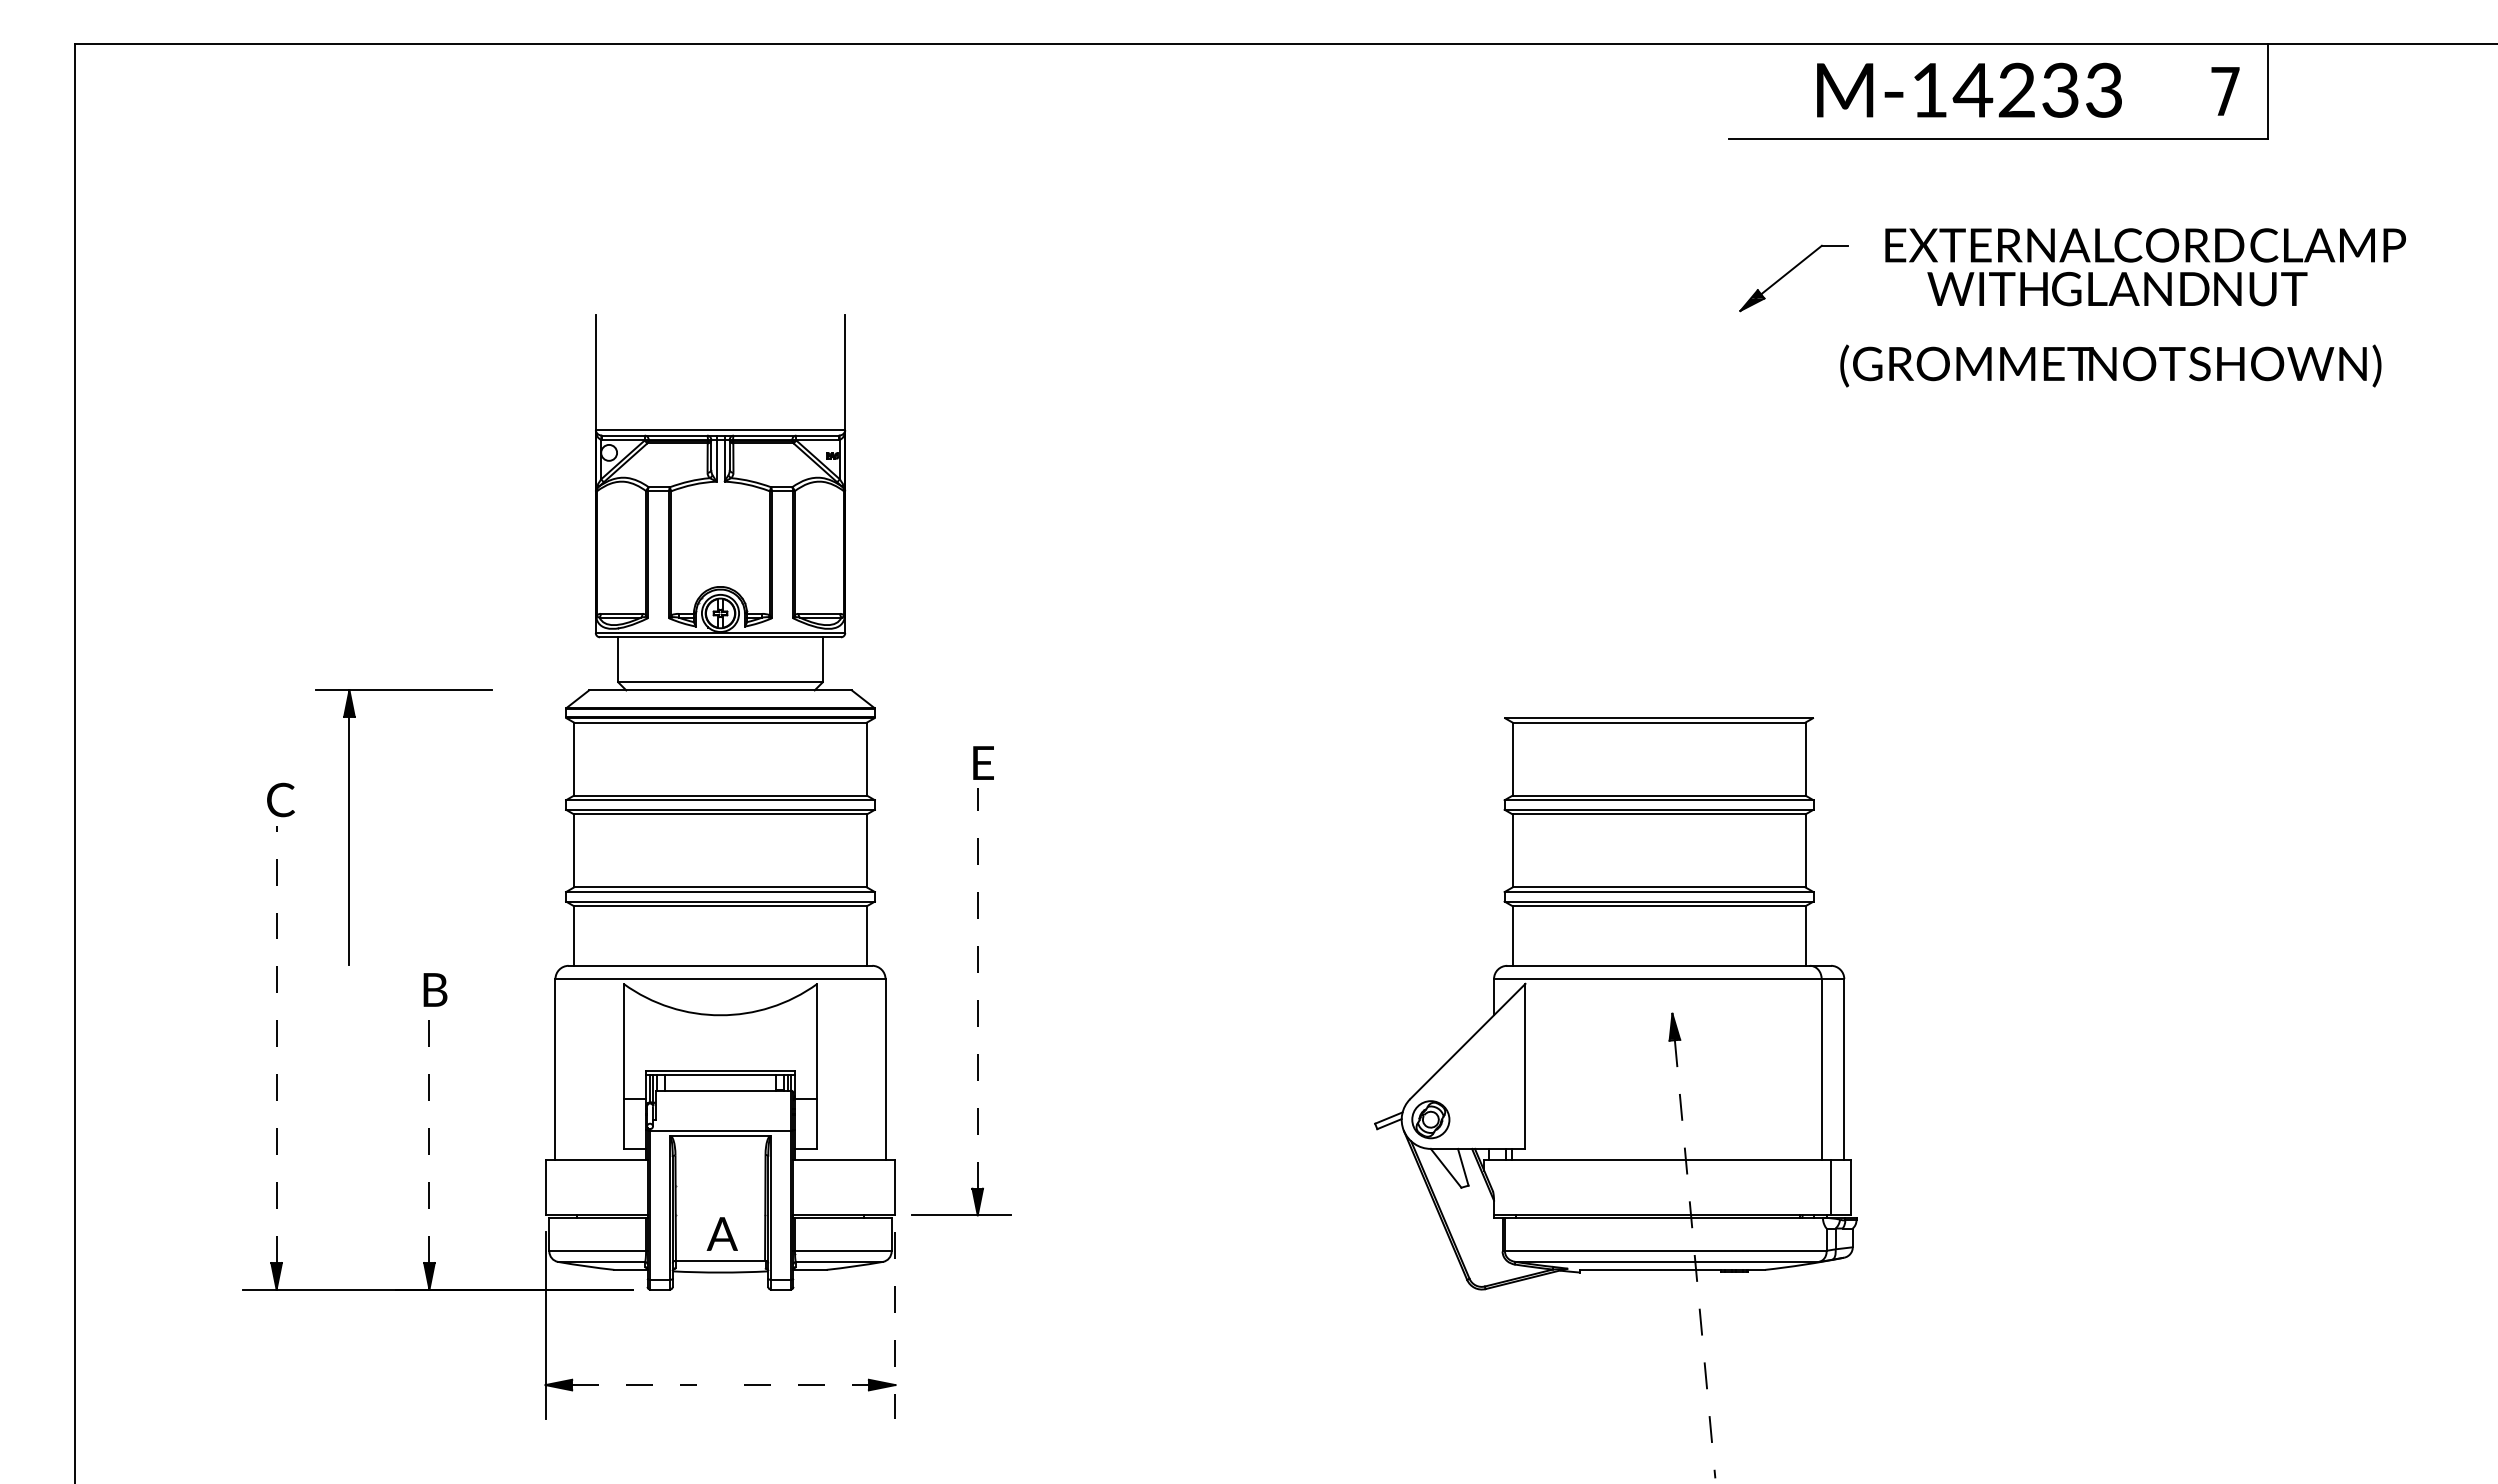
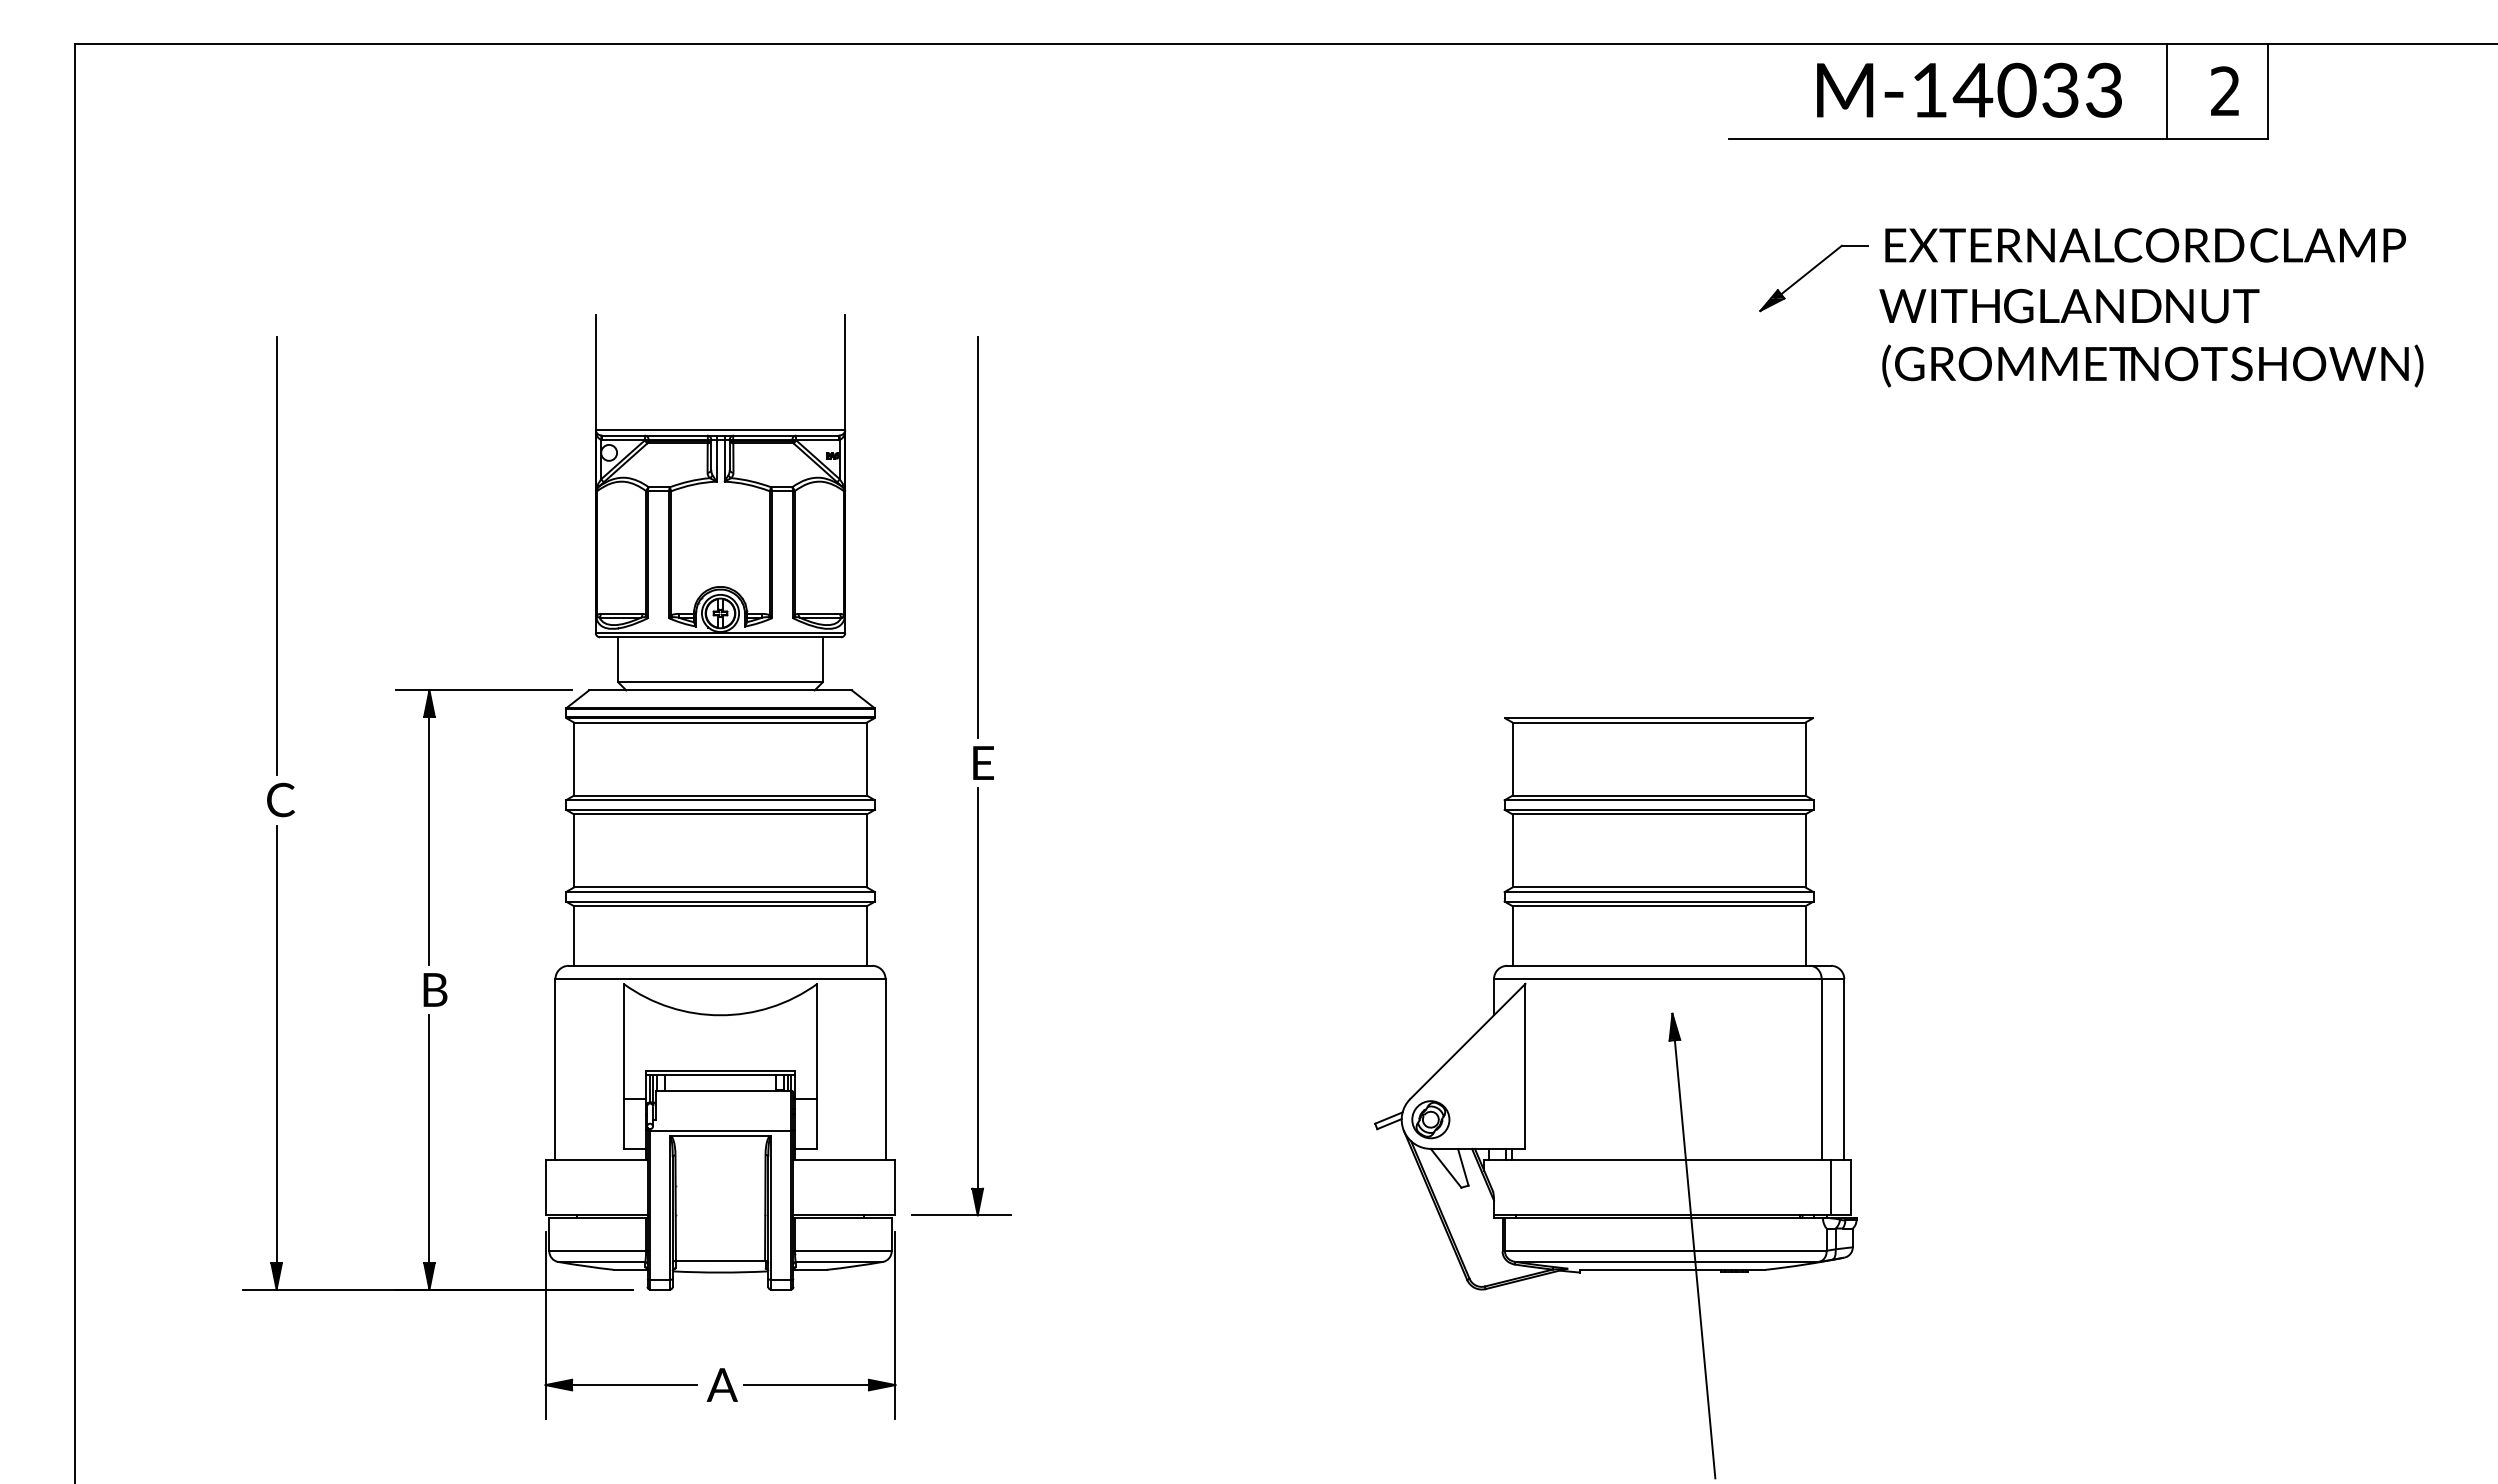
text: M-14233 -> M-14033 (2016, 90)
text: 7 -> 2 (2225, 90)
line: none -> present (2167, 91)
part position: (1790, 272) -> (1810, 272) (1810, 272)
text position: (2117, 289) -> (2069, 306) (2069, 306)
text position: (2110, 365) -> (2152, 365) (2152, 365)
line: none -> present (977, 537)
line: none -> present (276, 555)
part position: (349, 827) -> (429, 827) (429, 827)
line: dashed -> solid (977, 988)
line: dashed -> solid (276, 1044)
line: dashed -> solid (429, 1139)
text position: (721, 1233) -> (721, 1384) (721, 1384)
line: dashed -> solid (1695, 1259)
line: dashed -> solid (895, 1325)
line: dashed -> solid (635, 1385)
line: dashed -> solid (806, 1385)
